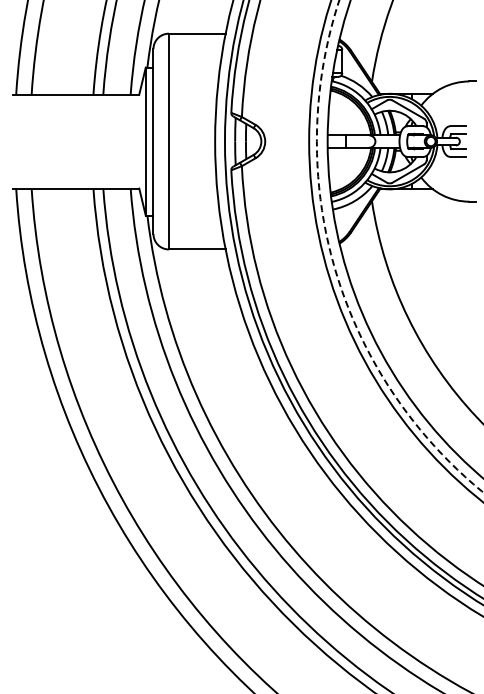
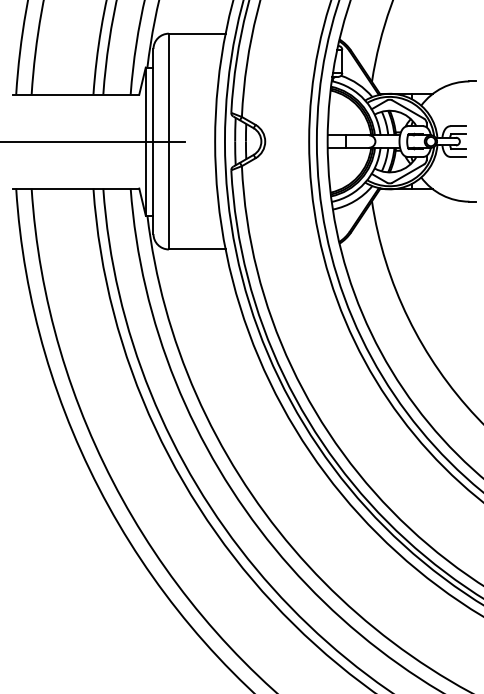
line: none -> present (93, 141)
circle: dashed -> solid (399, 246)
